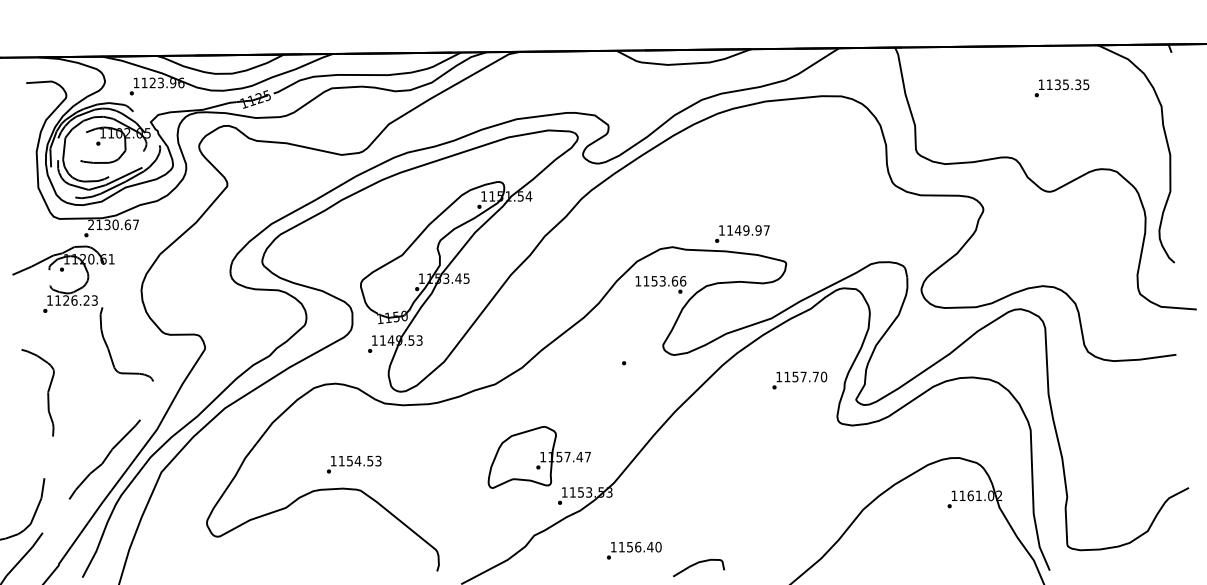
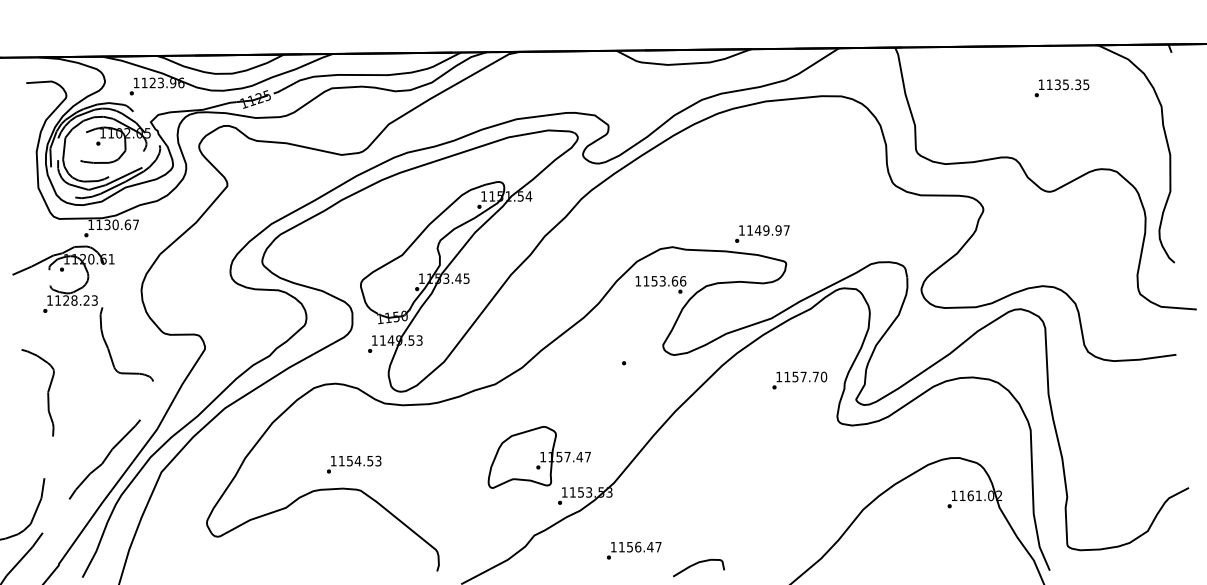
text: 2130.67 -> 1130.67 (91, 224)
text position: (742, 233) -> (762, 233) (762, 233)
text: 1126.23 -> 1128.23 (74, 300)
text: 1156.40 -> 1156.47 (658, 546)
